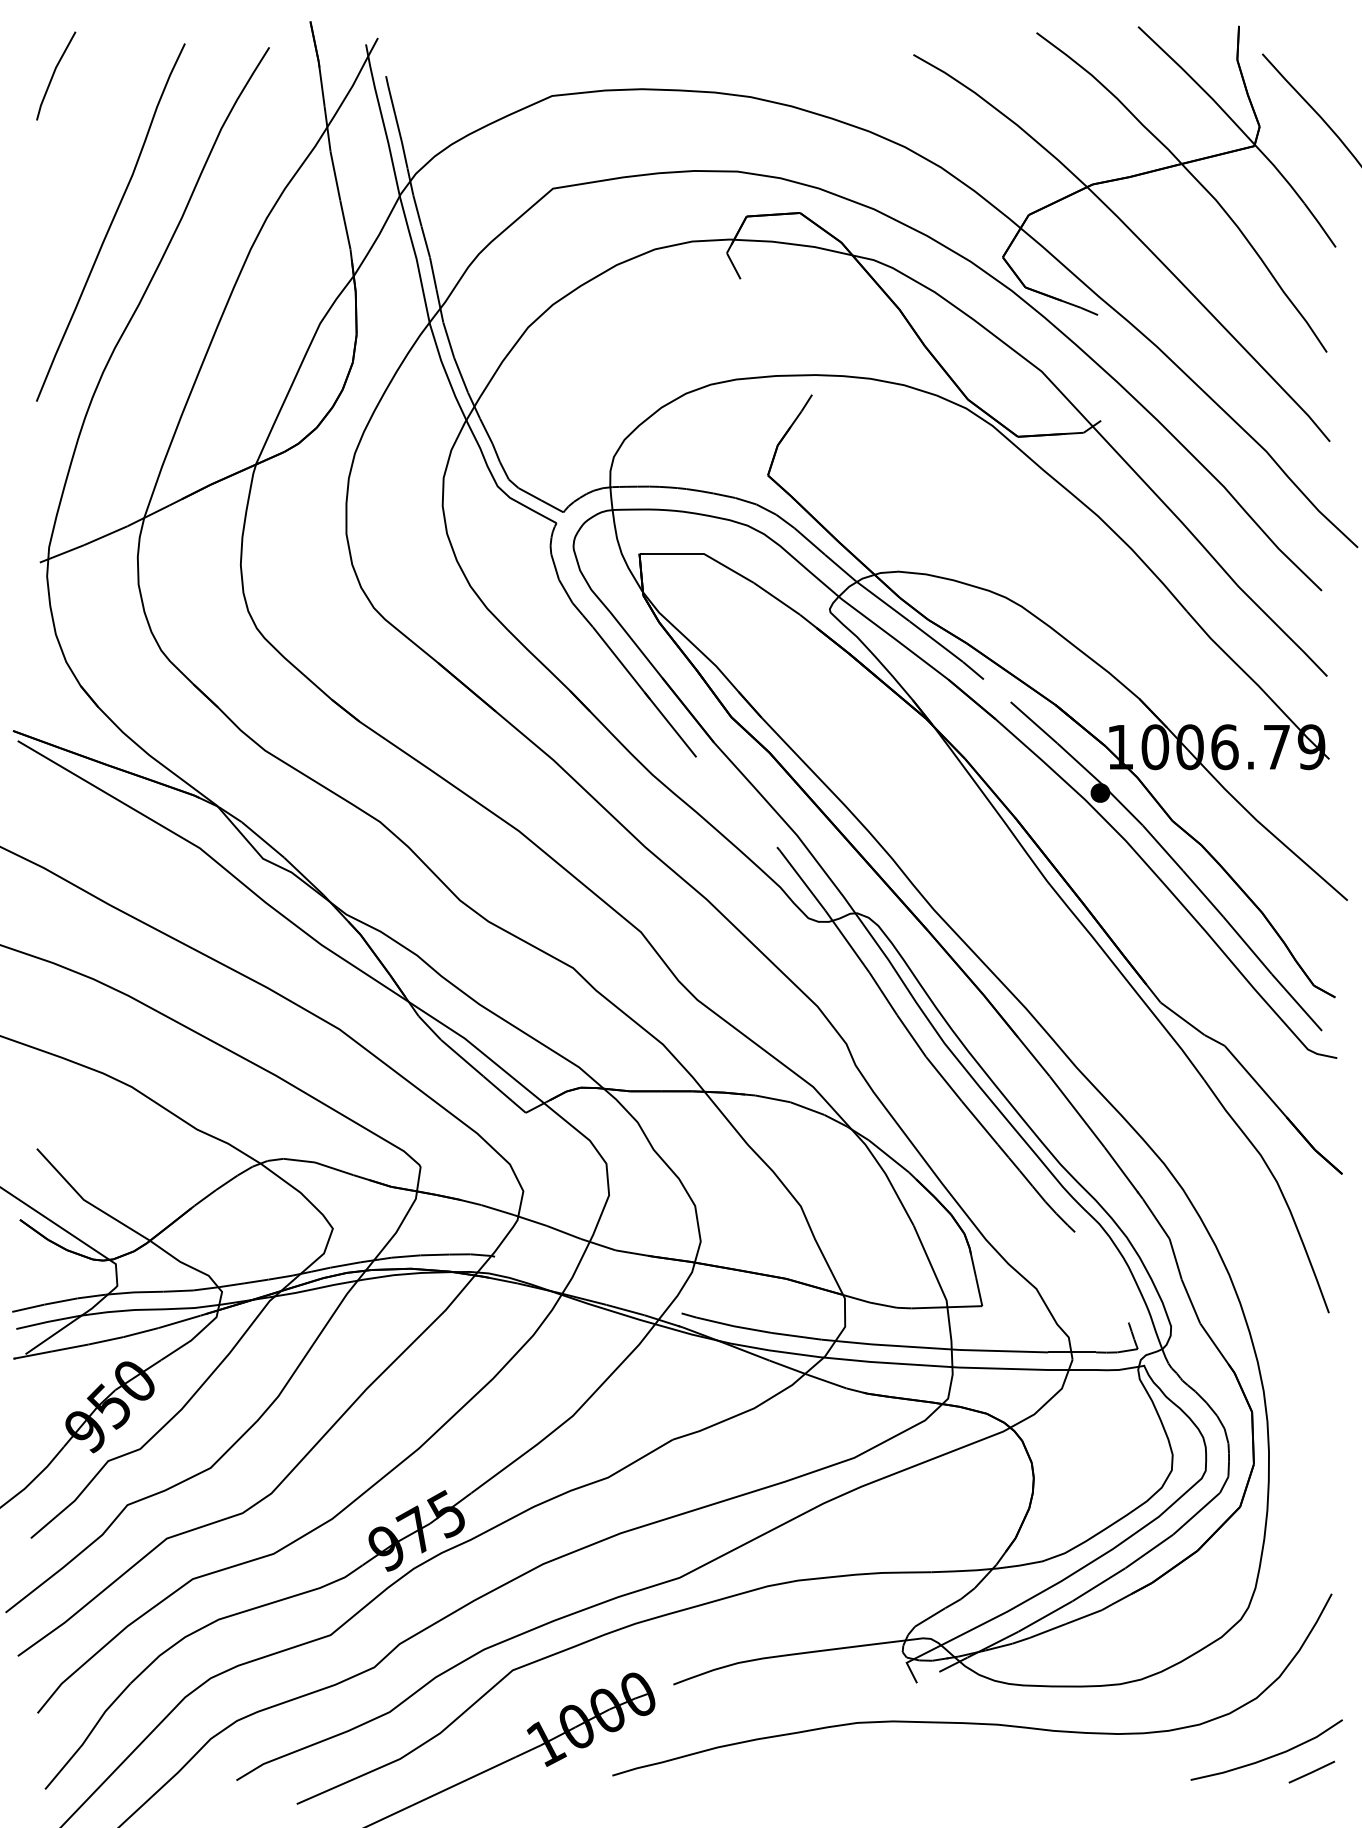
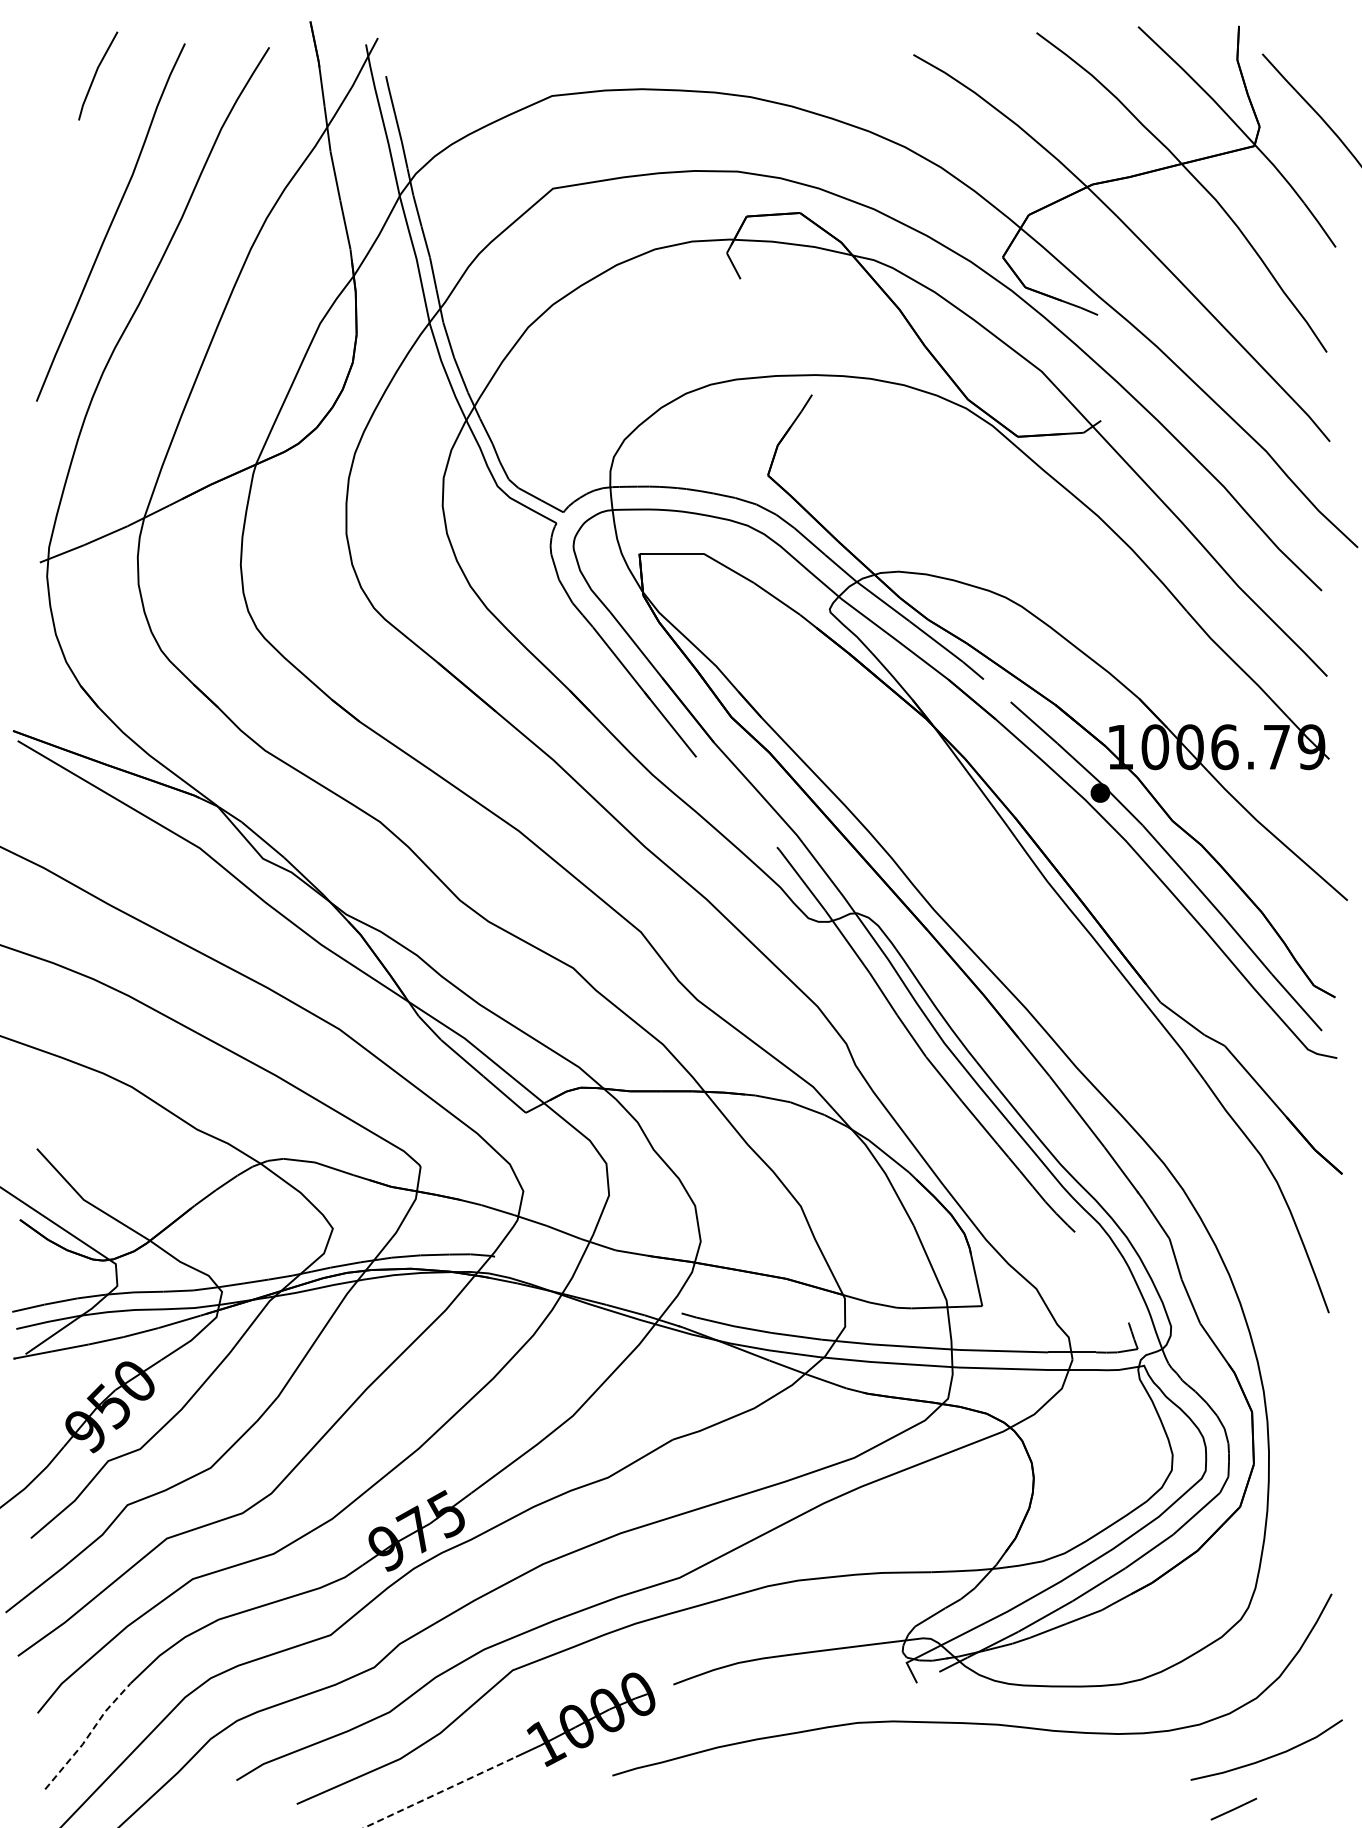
line position: (54, 74) -> (96, 74) (96, 74)
line: solid -> dashed (88, 1736)
line position: (1311, 1771) -> (1233, 1808) (1233, 1808)
line: solid -> dashed (440, 1792)
